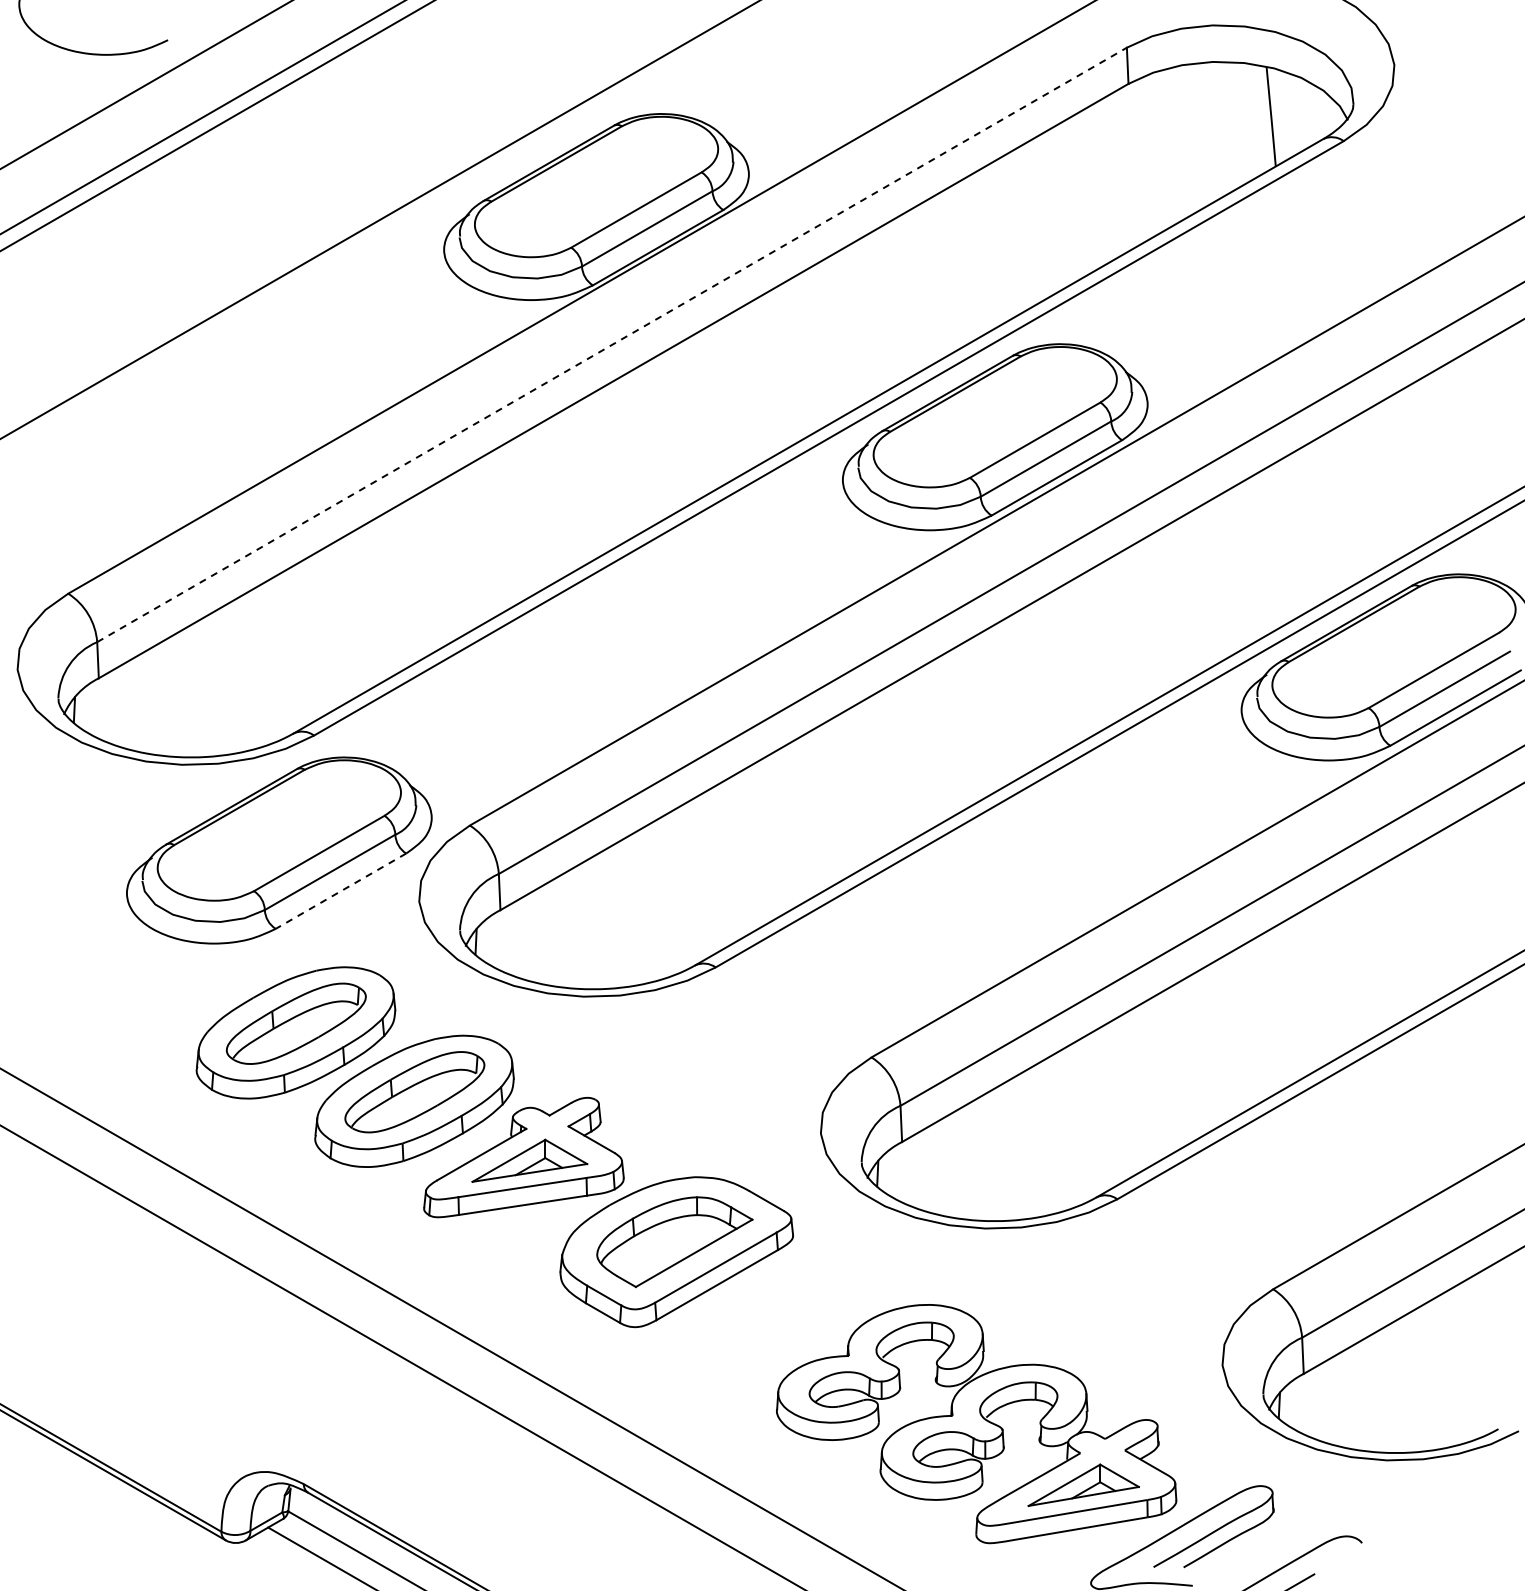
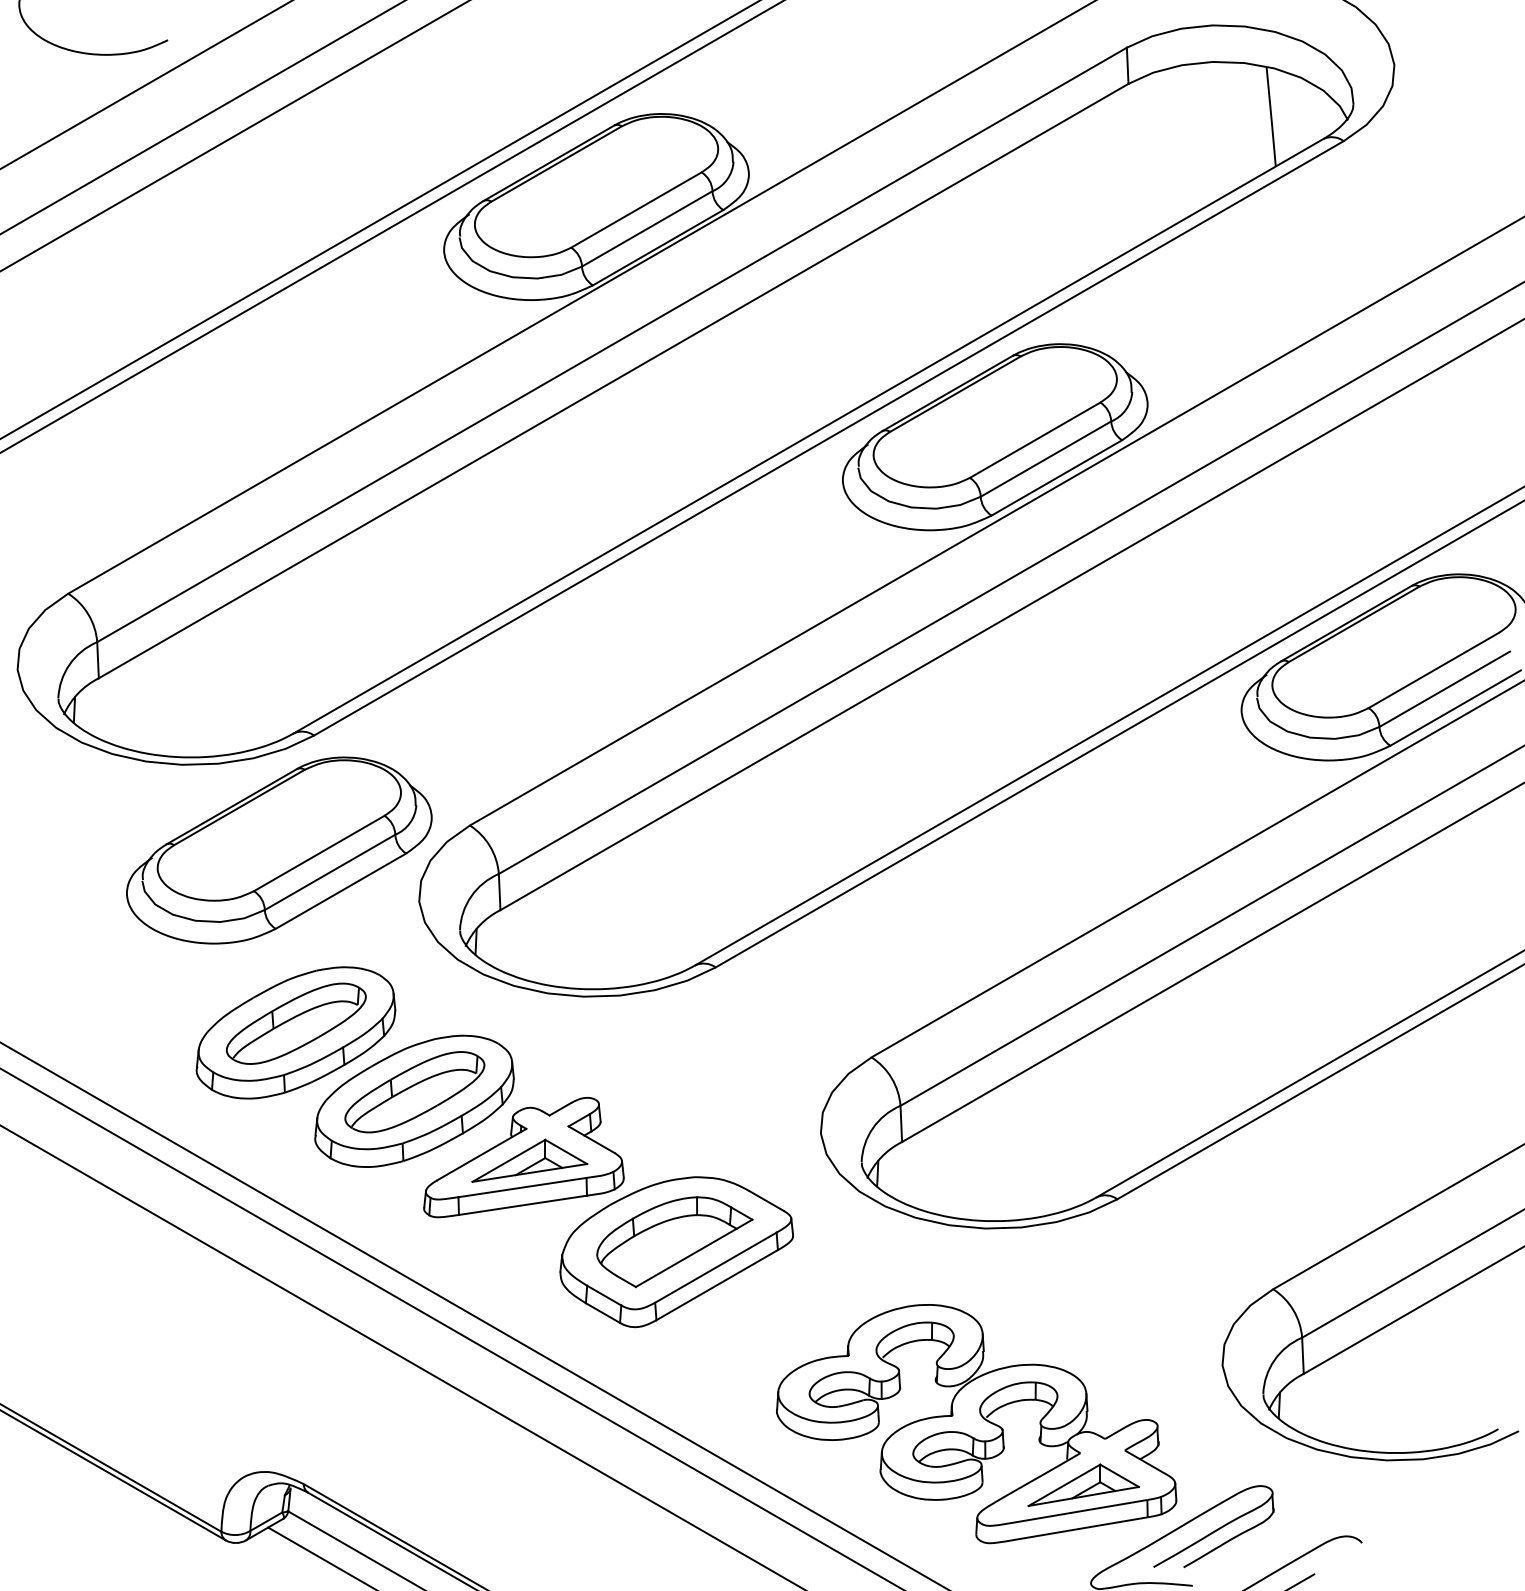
line position: (216, 125) -> (234, 136) (234, 136)
line: none -> present (391, 226)
line: dashed -> solid (612, 344)
line: dashed -> solid (340, 891)
line: none -> present (473, 1315)
